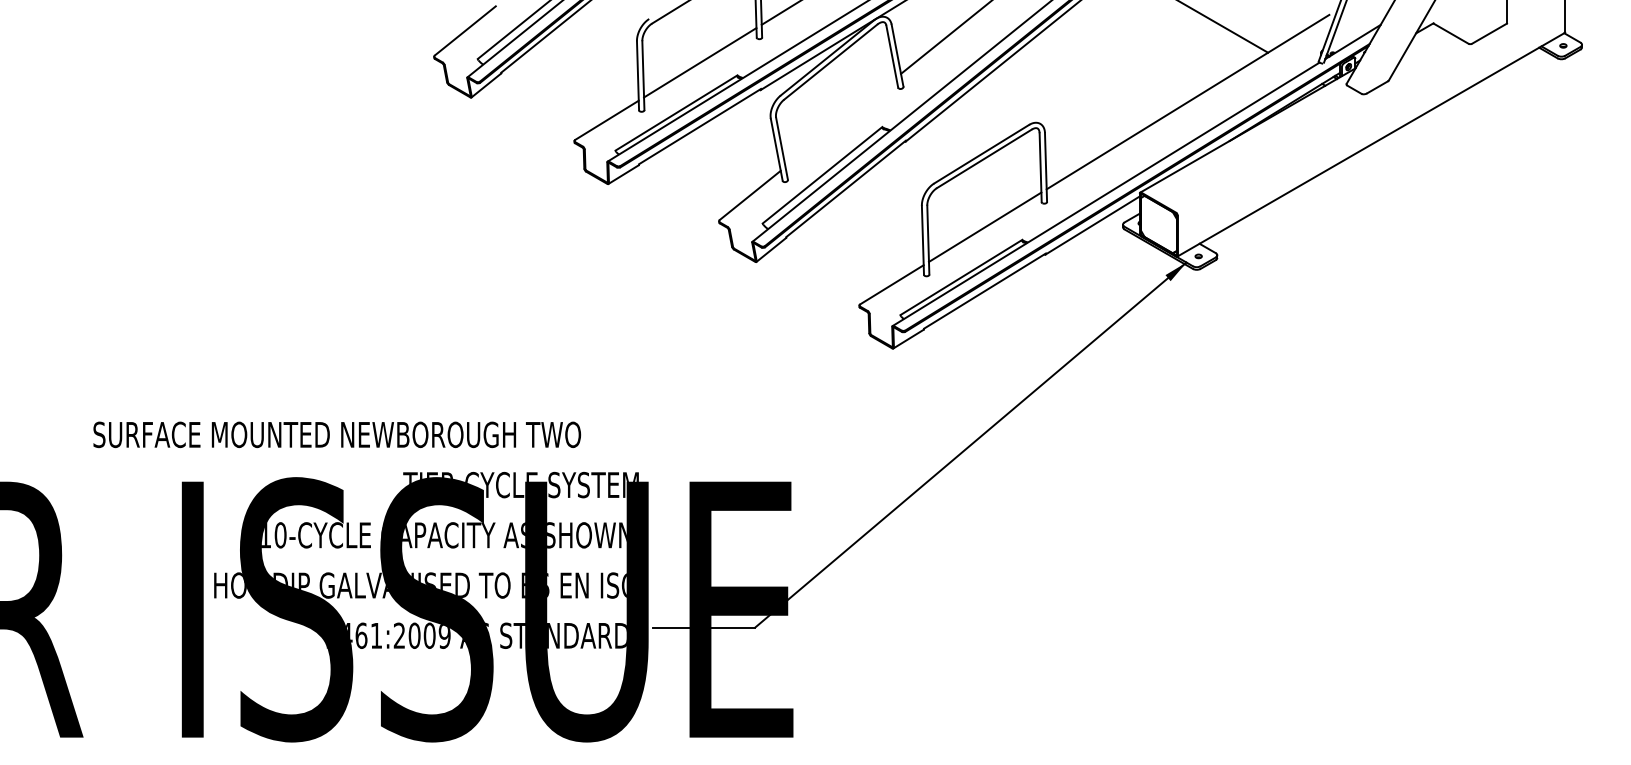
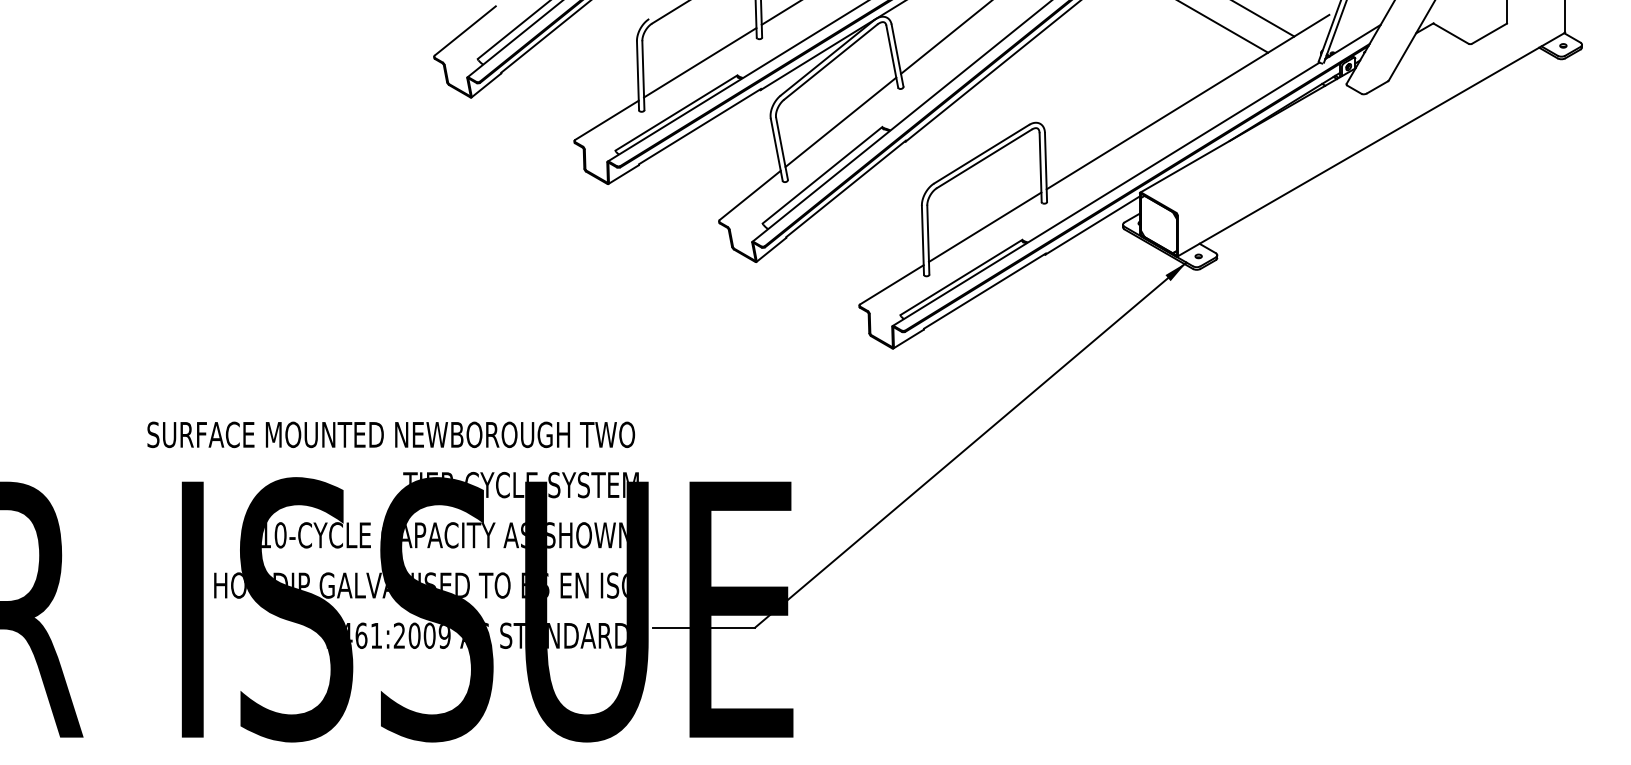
line: none -> present (1264, 19)
line: none -> present (840, 122)
text position: (337, 434) -> (391, 434) (391, 434)
